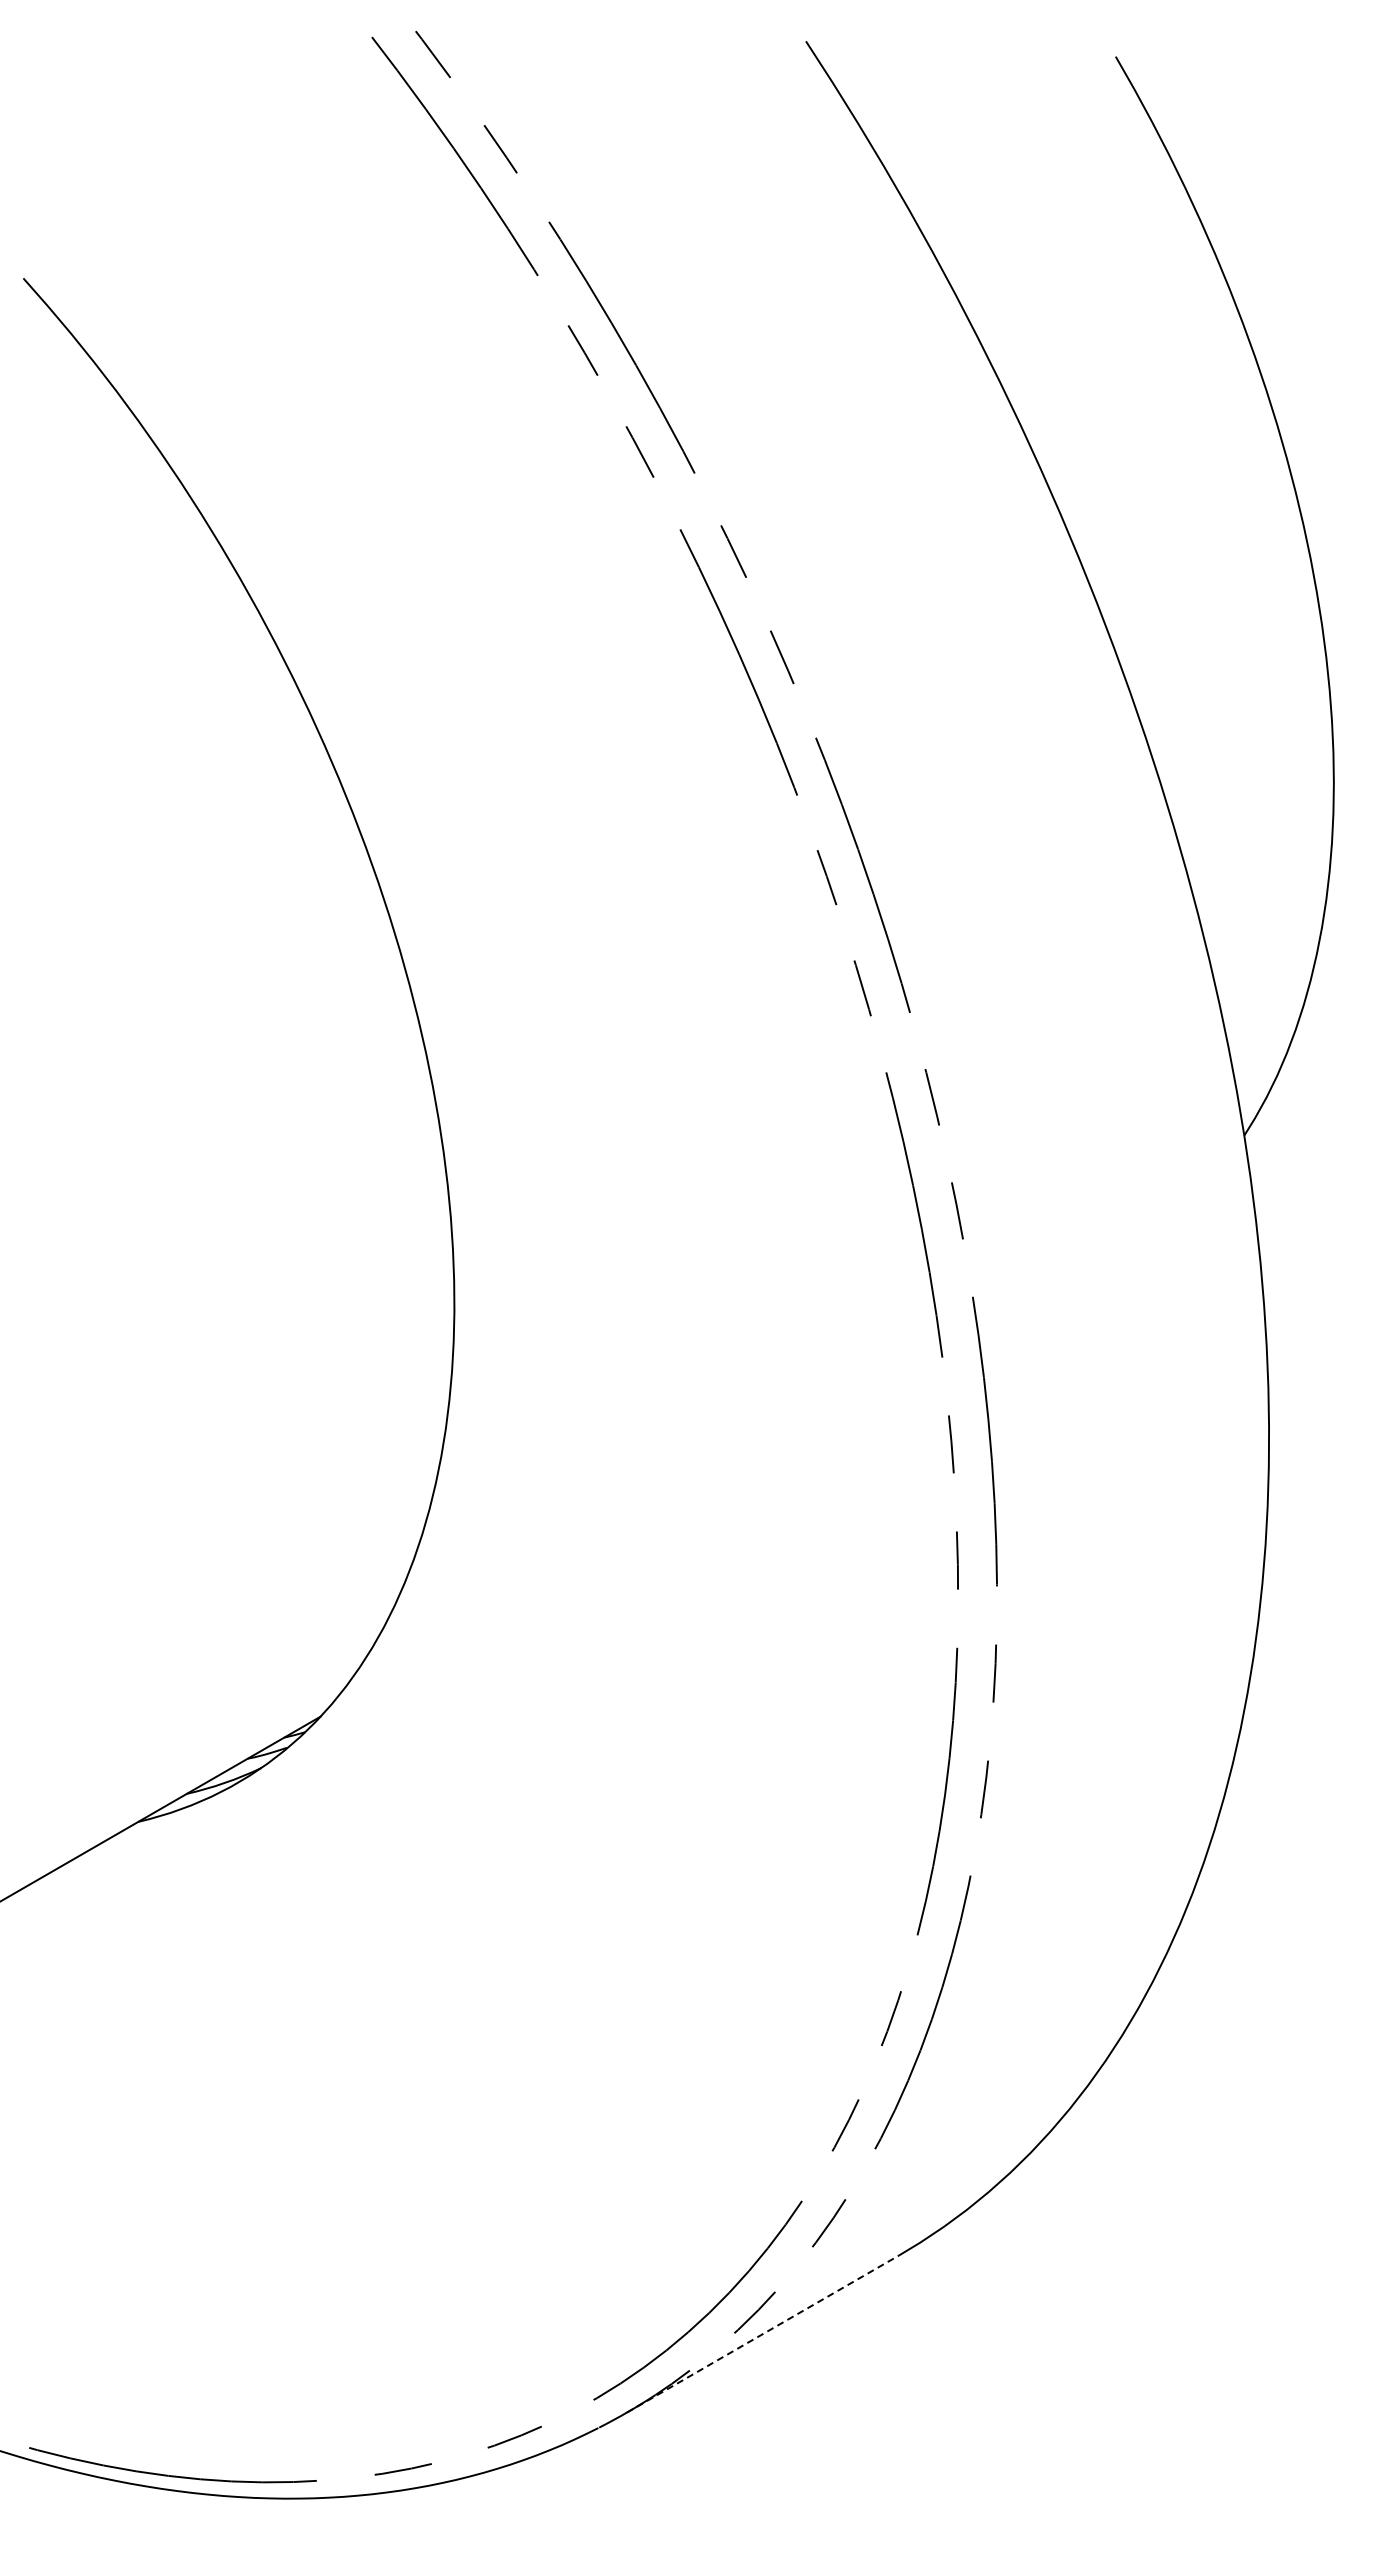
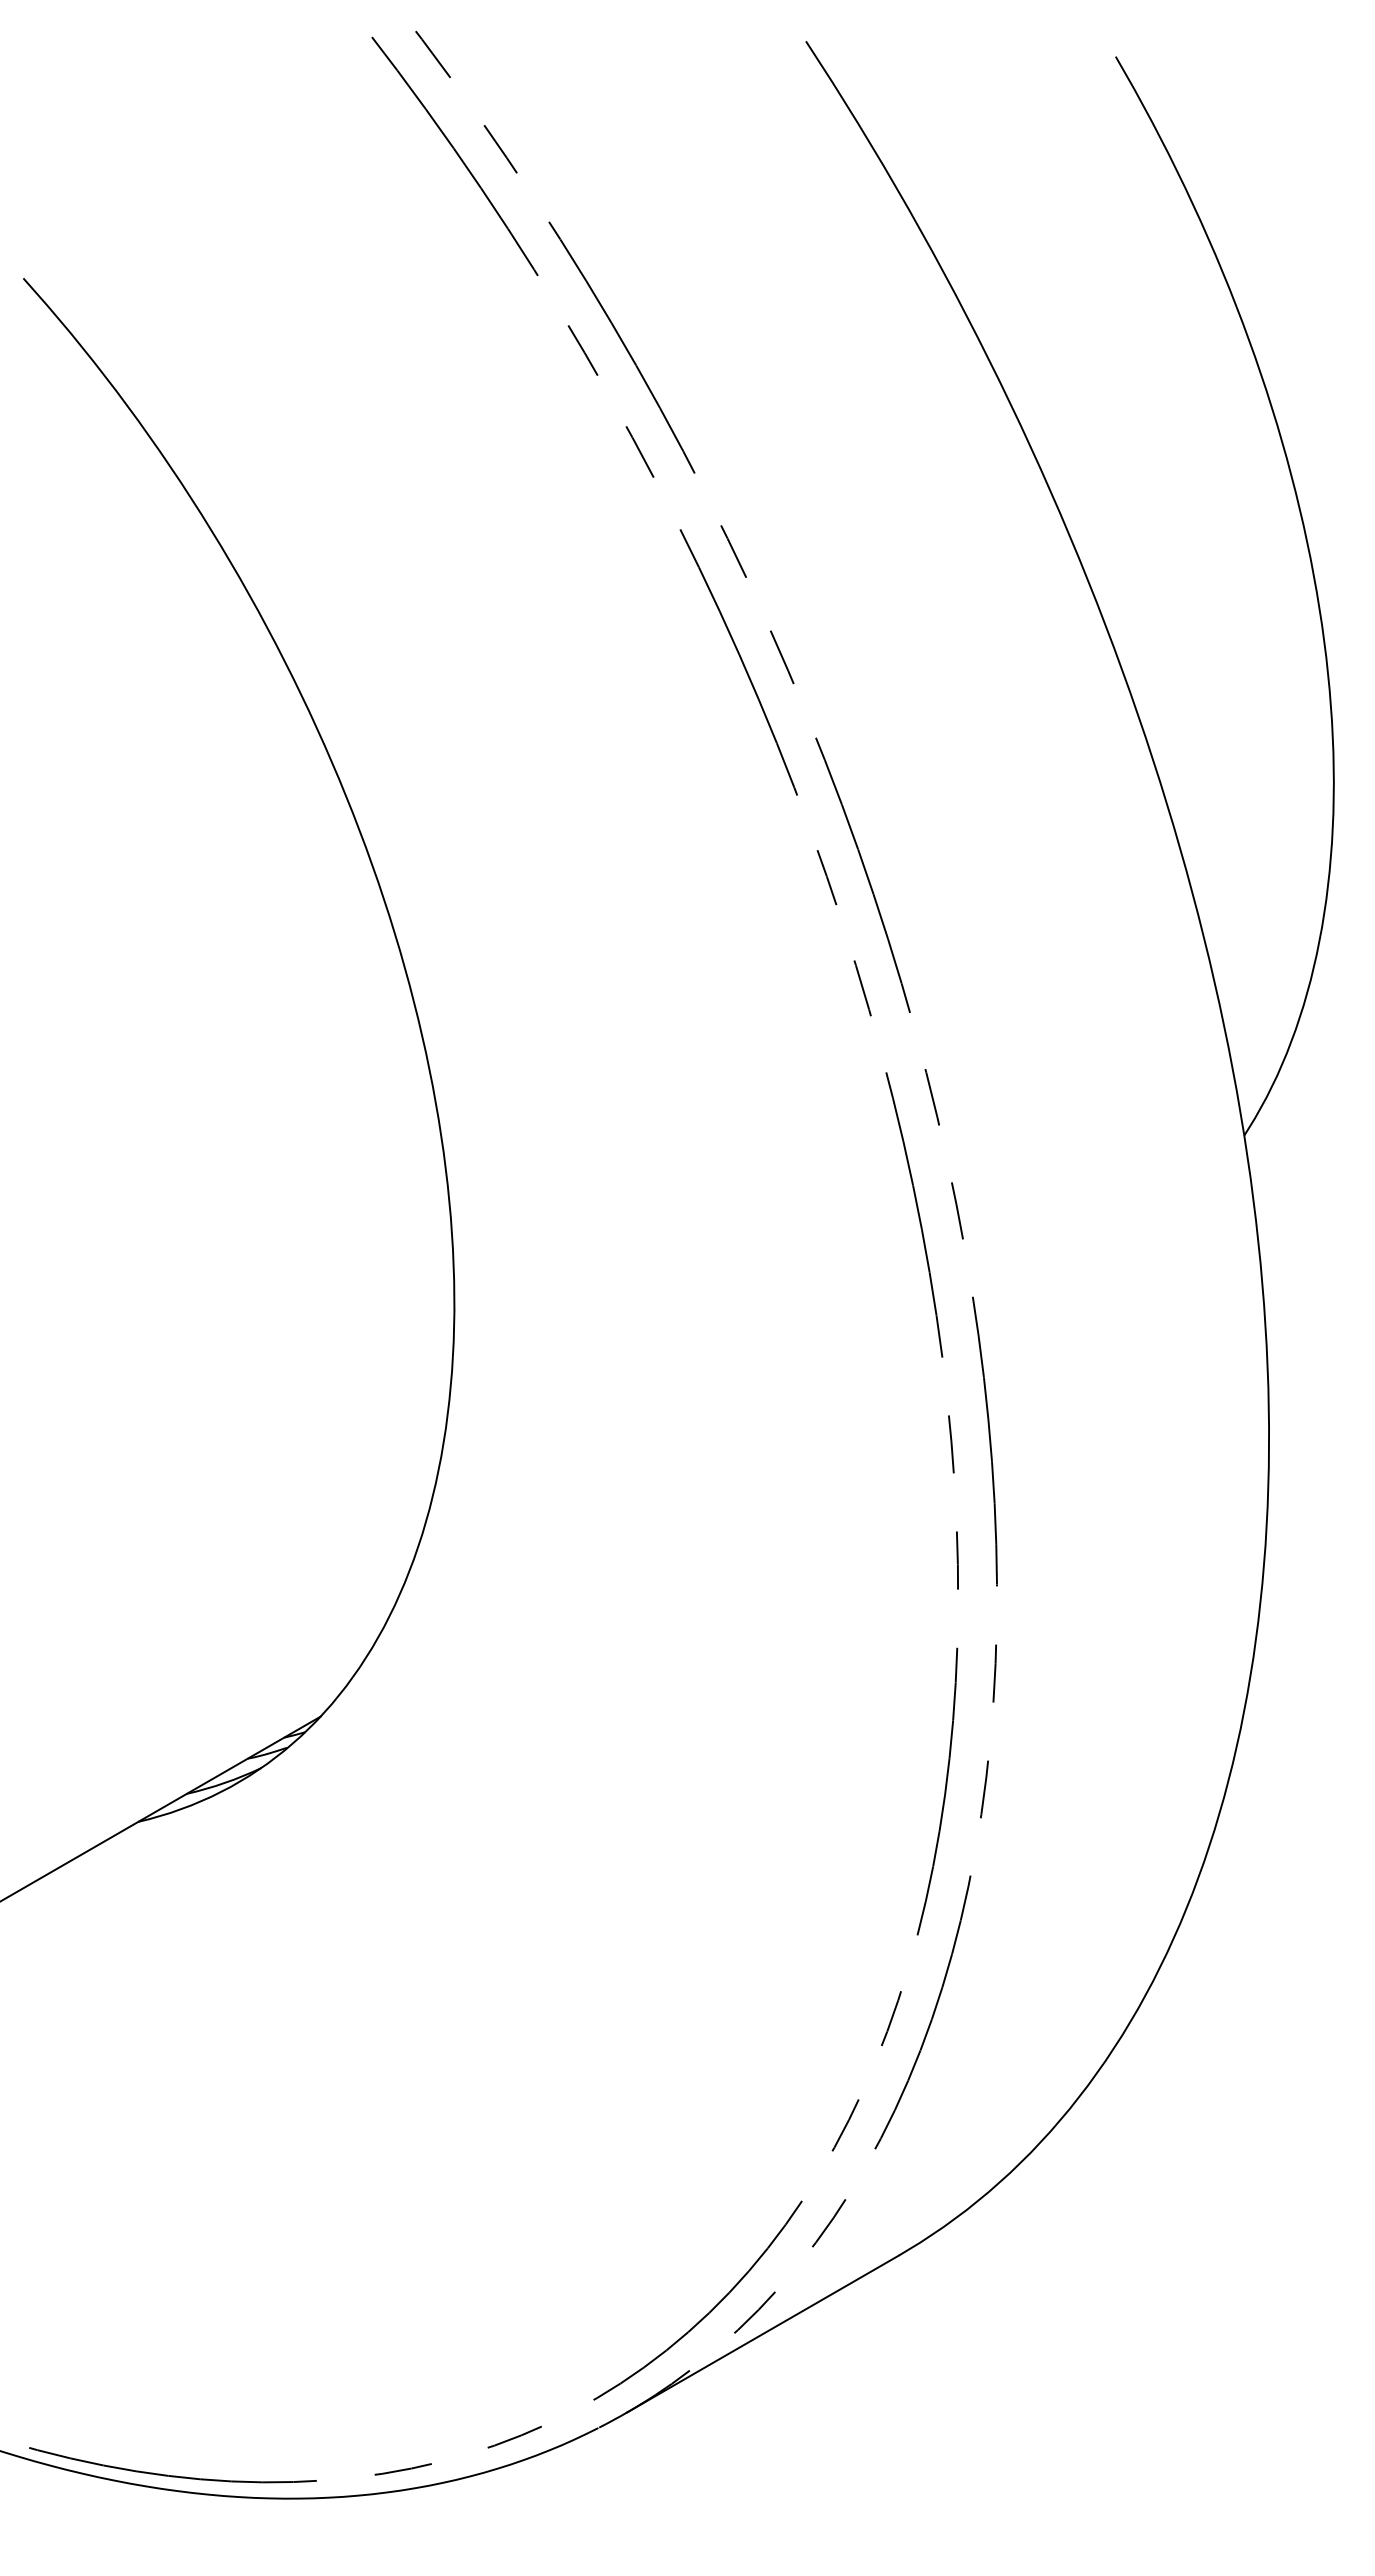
line: dashed -> solid (763, 2333)
